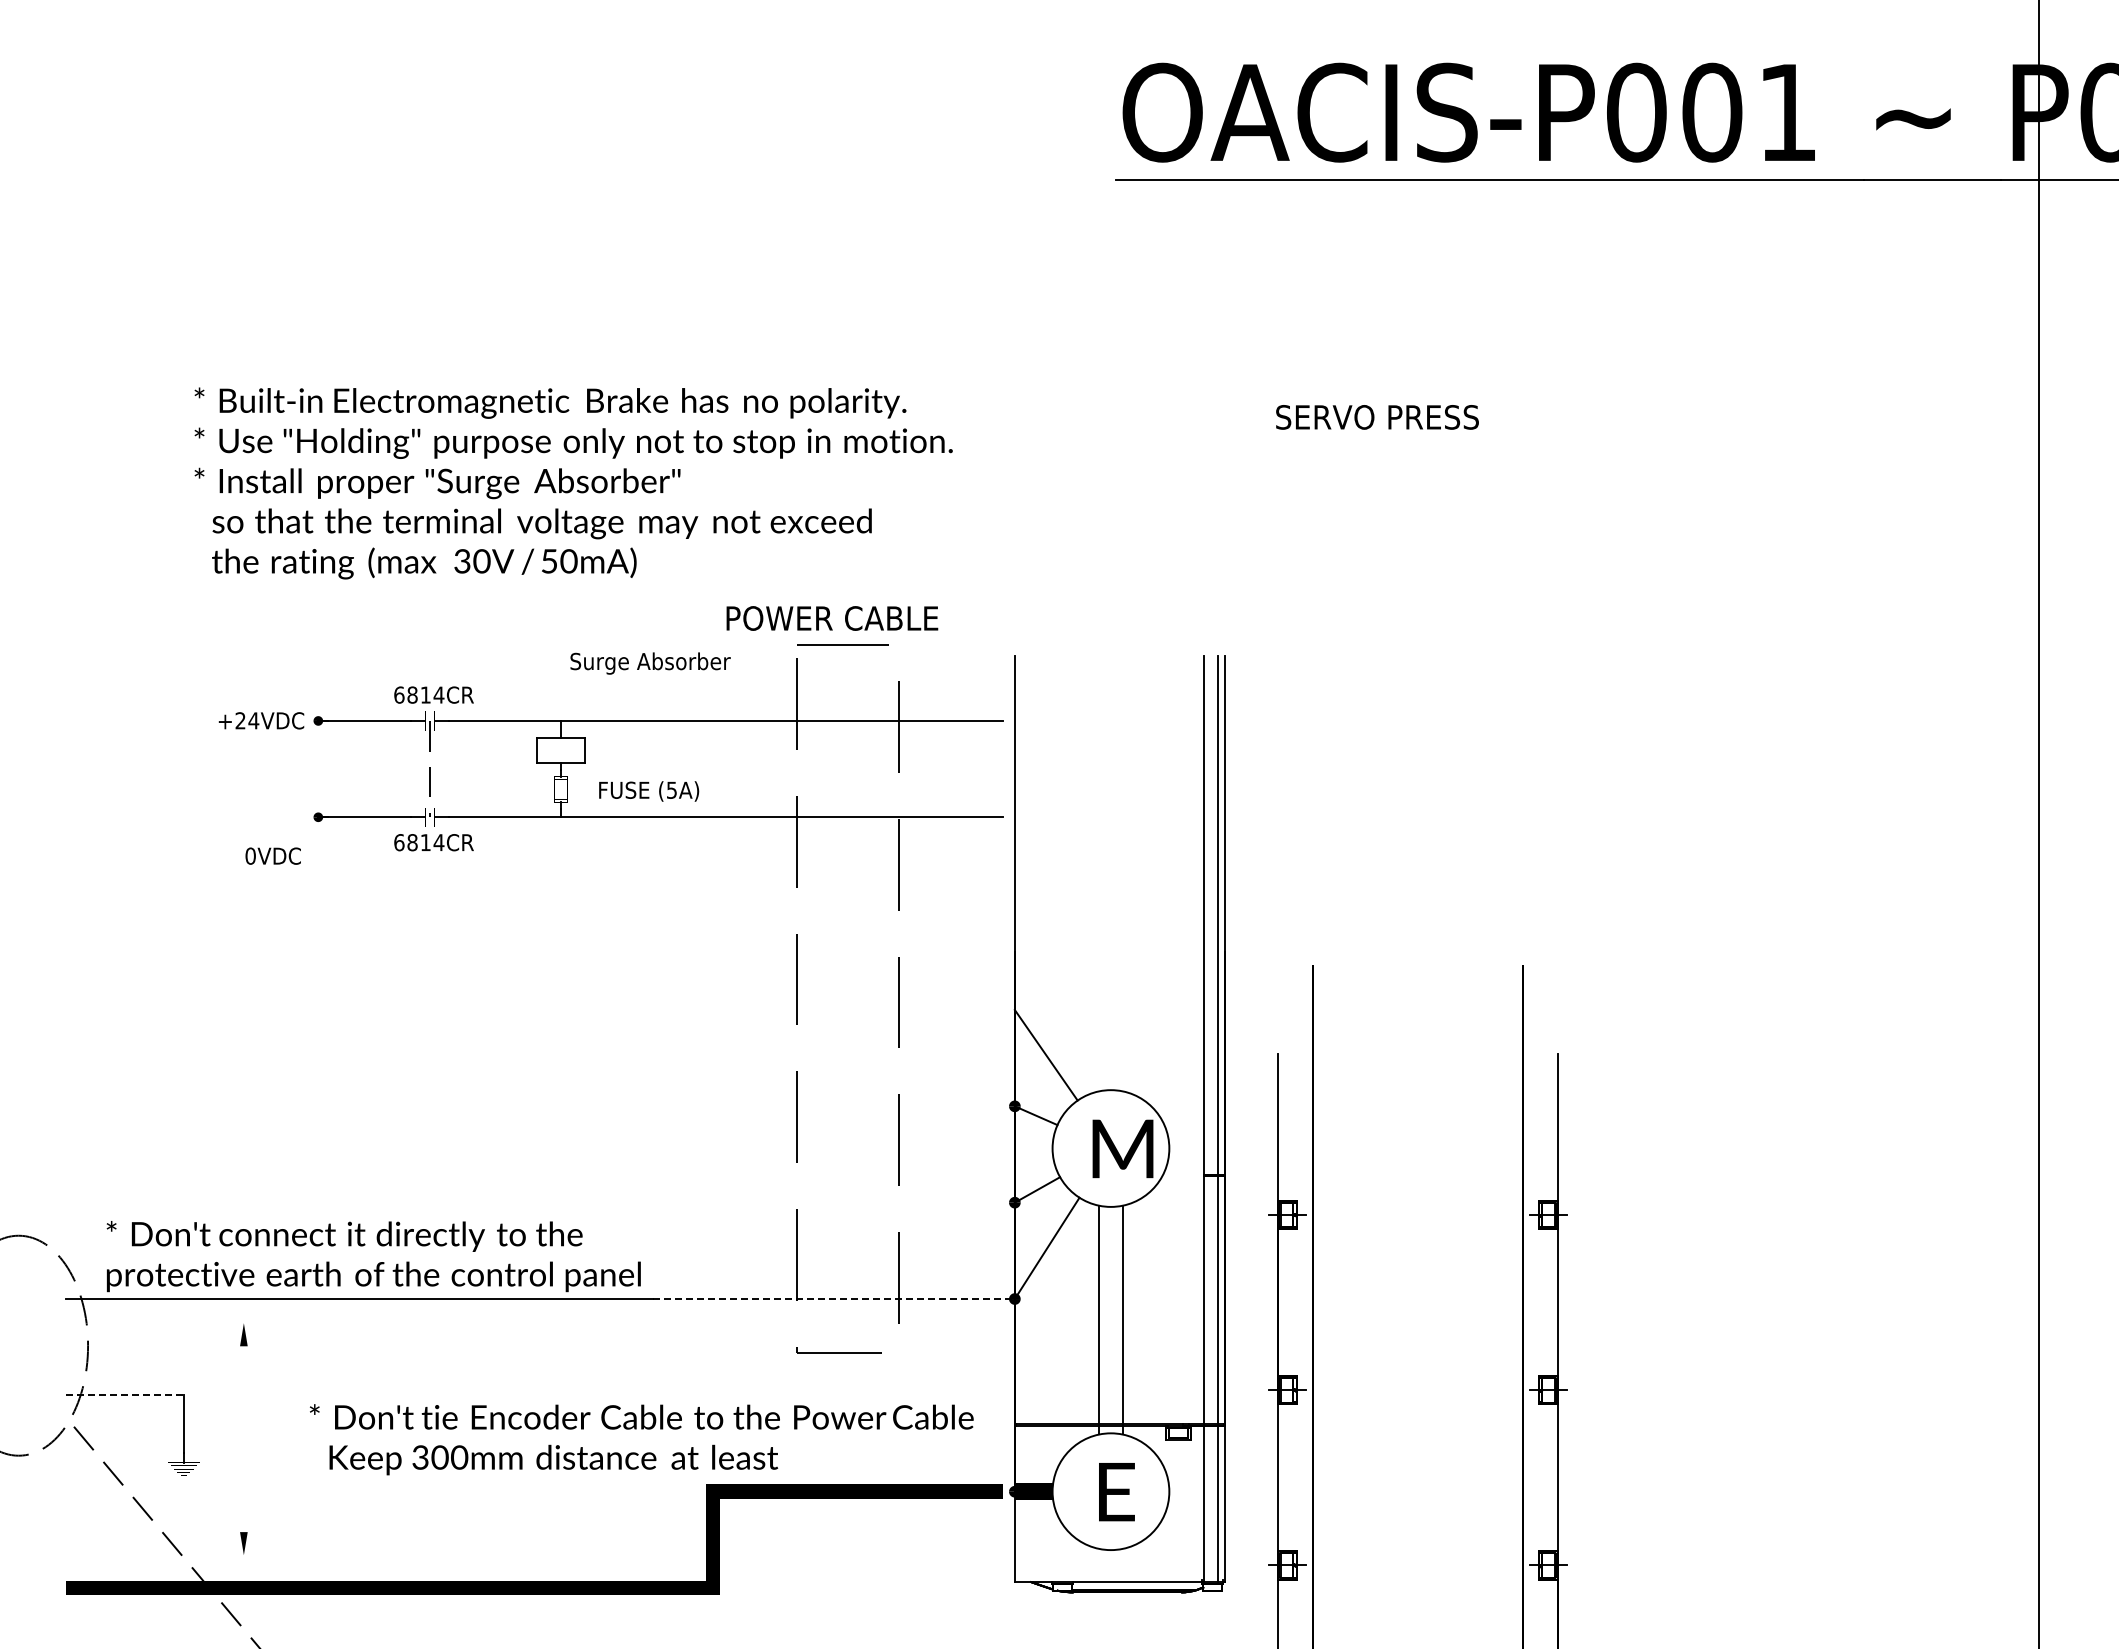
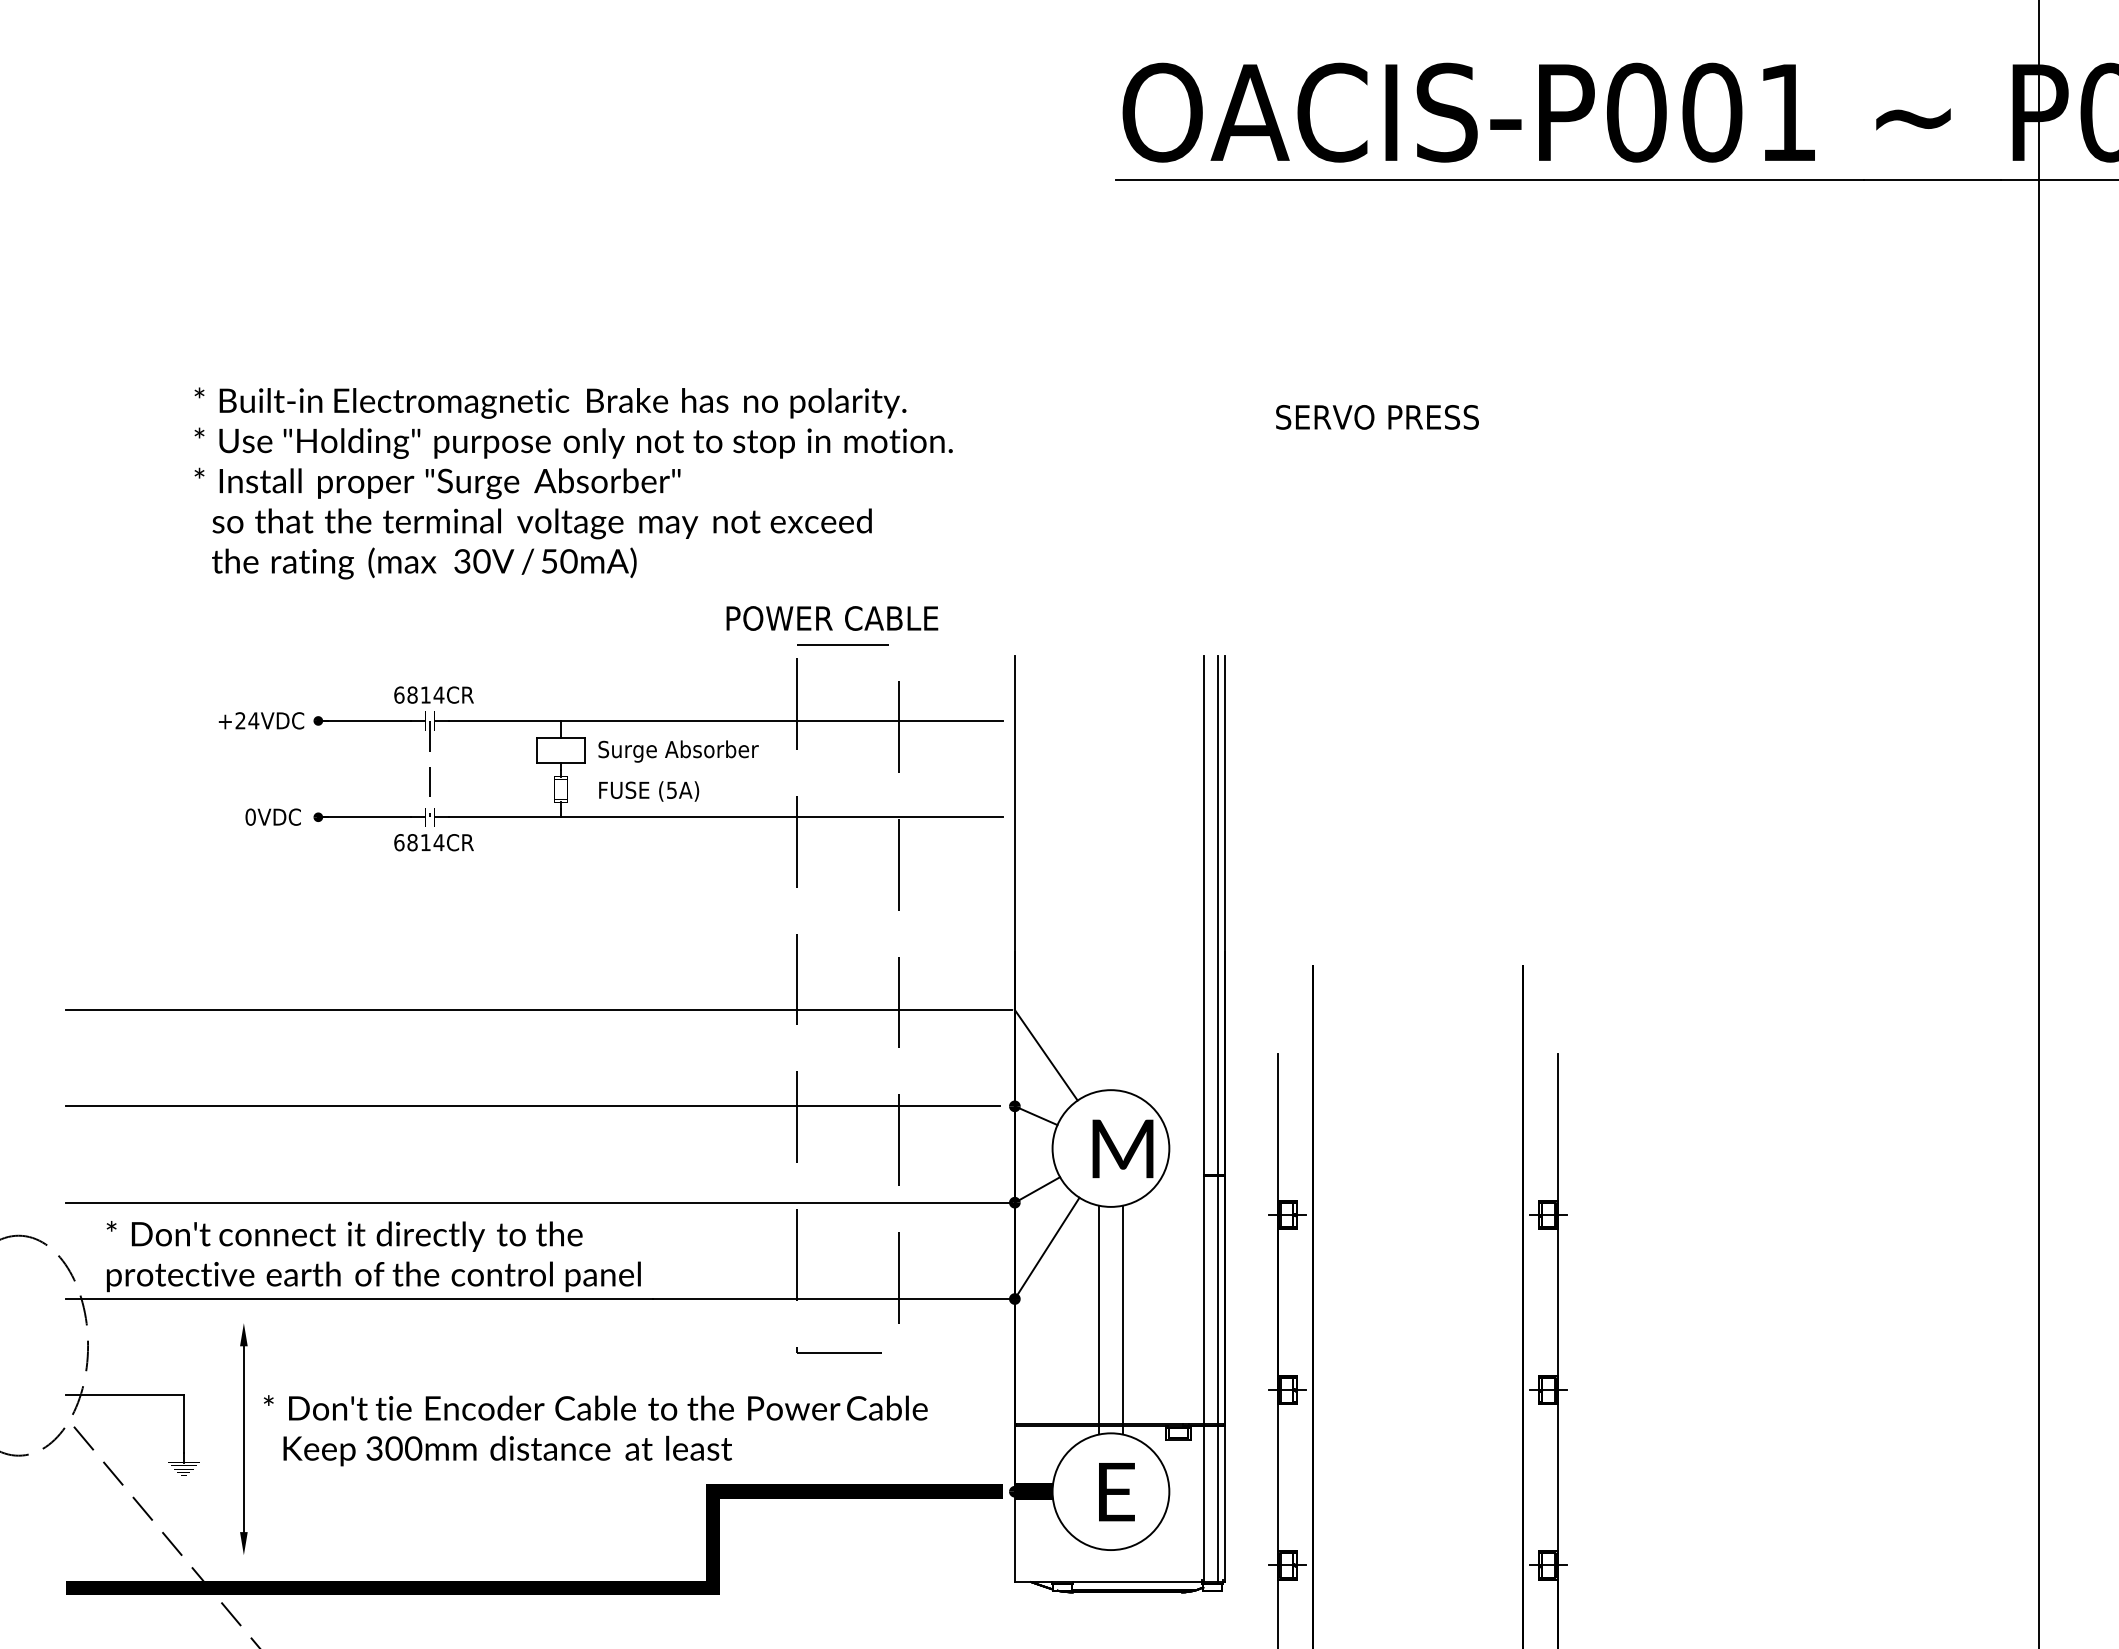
text position: (650, 663) -> (678, 751) (678, 751)
text position: (272, 855) -> (272, 816) (272, 816)
line: none -> present (538, 1009)
line: none -> present (532, 1106)
line: none -> present (538, 1202)
line: dashed -> solid (833, 1299)
line: dashed -> solid (124, 1395)
line: none -> present (243, 1439)
text position: (641, 1439) -> (595, 1430) (595, 1430)
